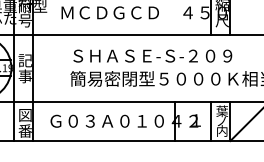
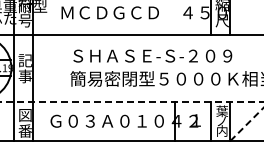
line: solid -> dashed (131, 101)
line: solid -> dashed (247, 124)
